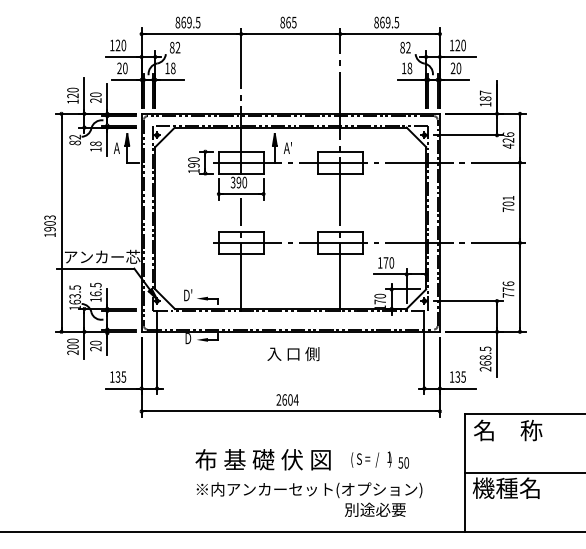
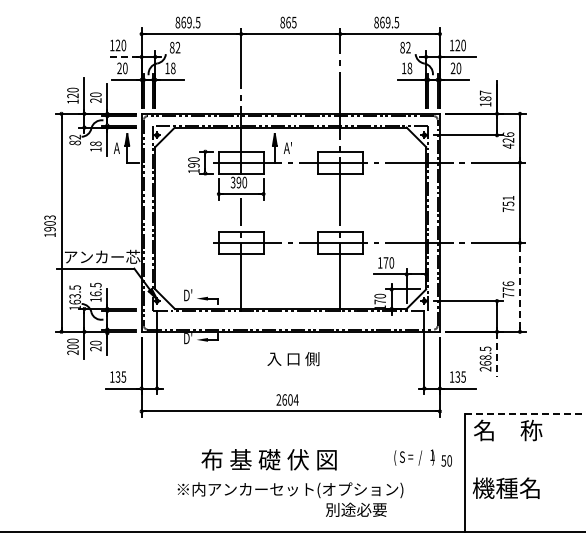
line: solid -> dashed (121, 56)
text: 701 -> 751 (508, 203)
line: solid -> dashed (519, 287)
text: D -> D' (188, 338)
text position: (293, 354) -> (293, 359) (293, 359)
line: solid -> dashed (497, 354)
line: solid -> dashed (525, 413)
text position: (262, 459) -> (268, 459) (268, 459)
text position: (379, 459) -> (422, 457) (422, 457)
line: present -> none (523, 473)
text position: (309, 499) -> (290, 499) (290, 499)
